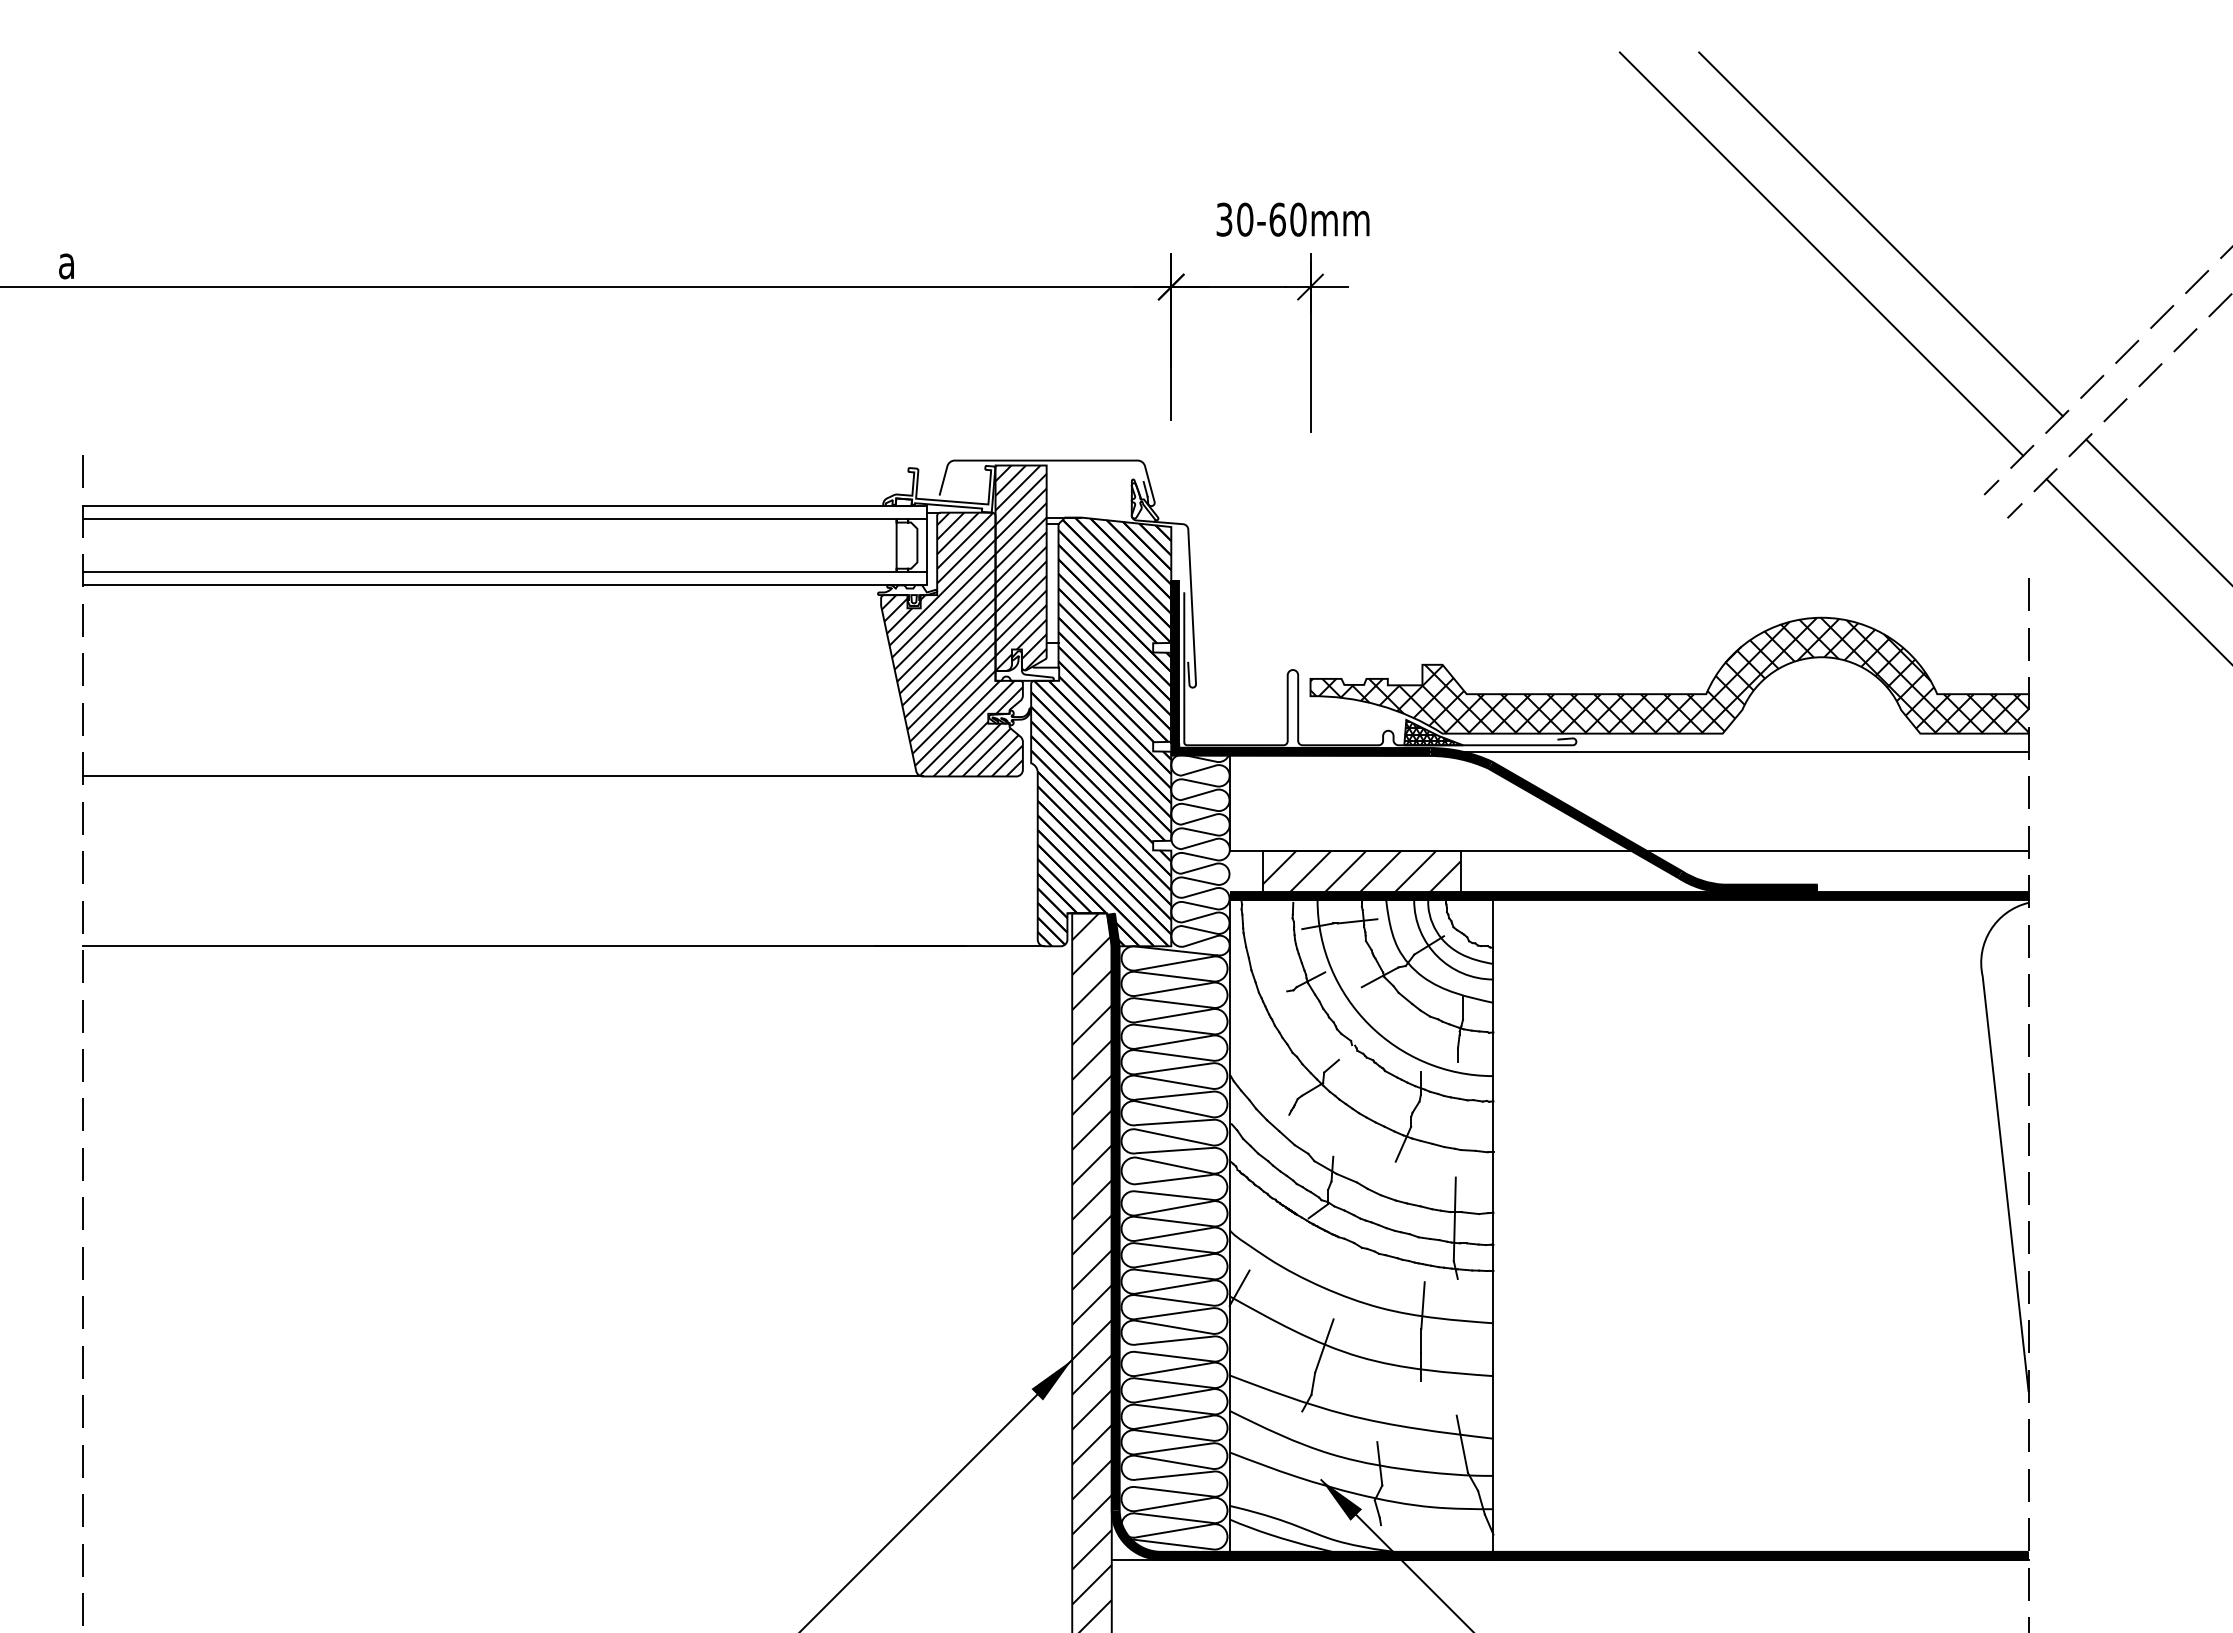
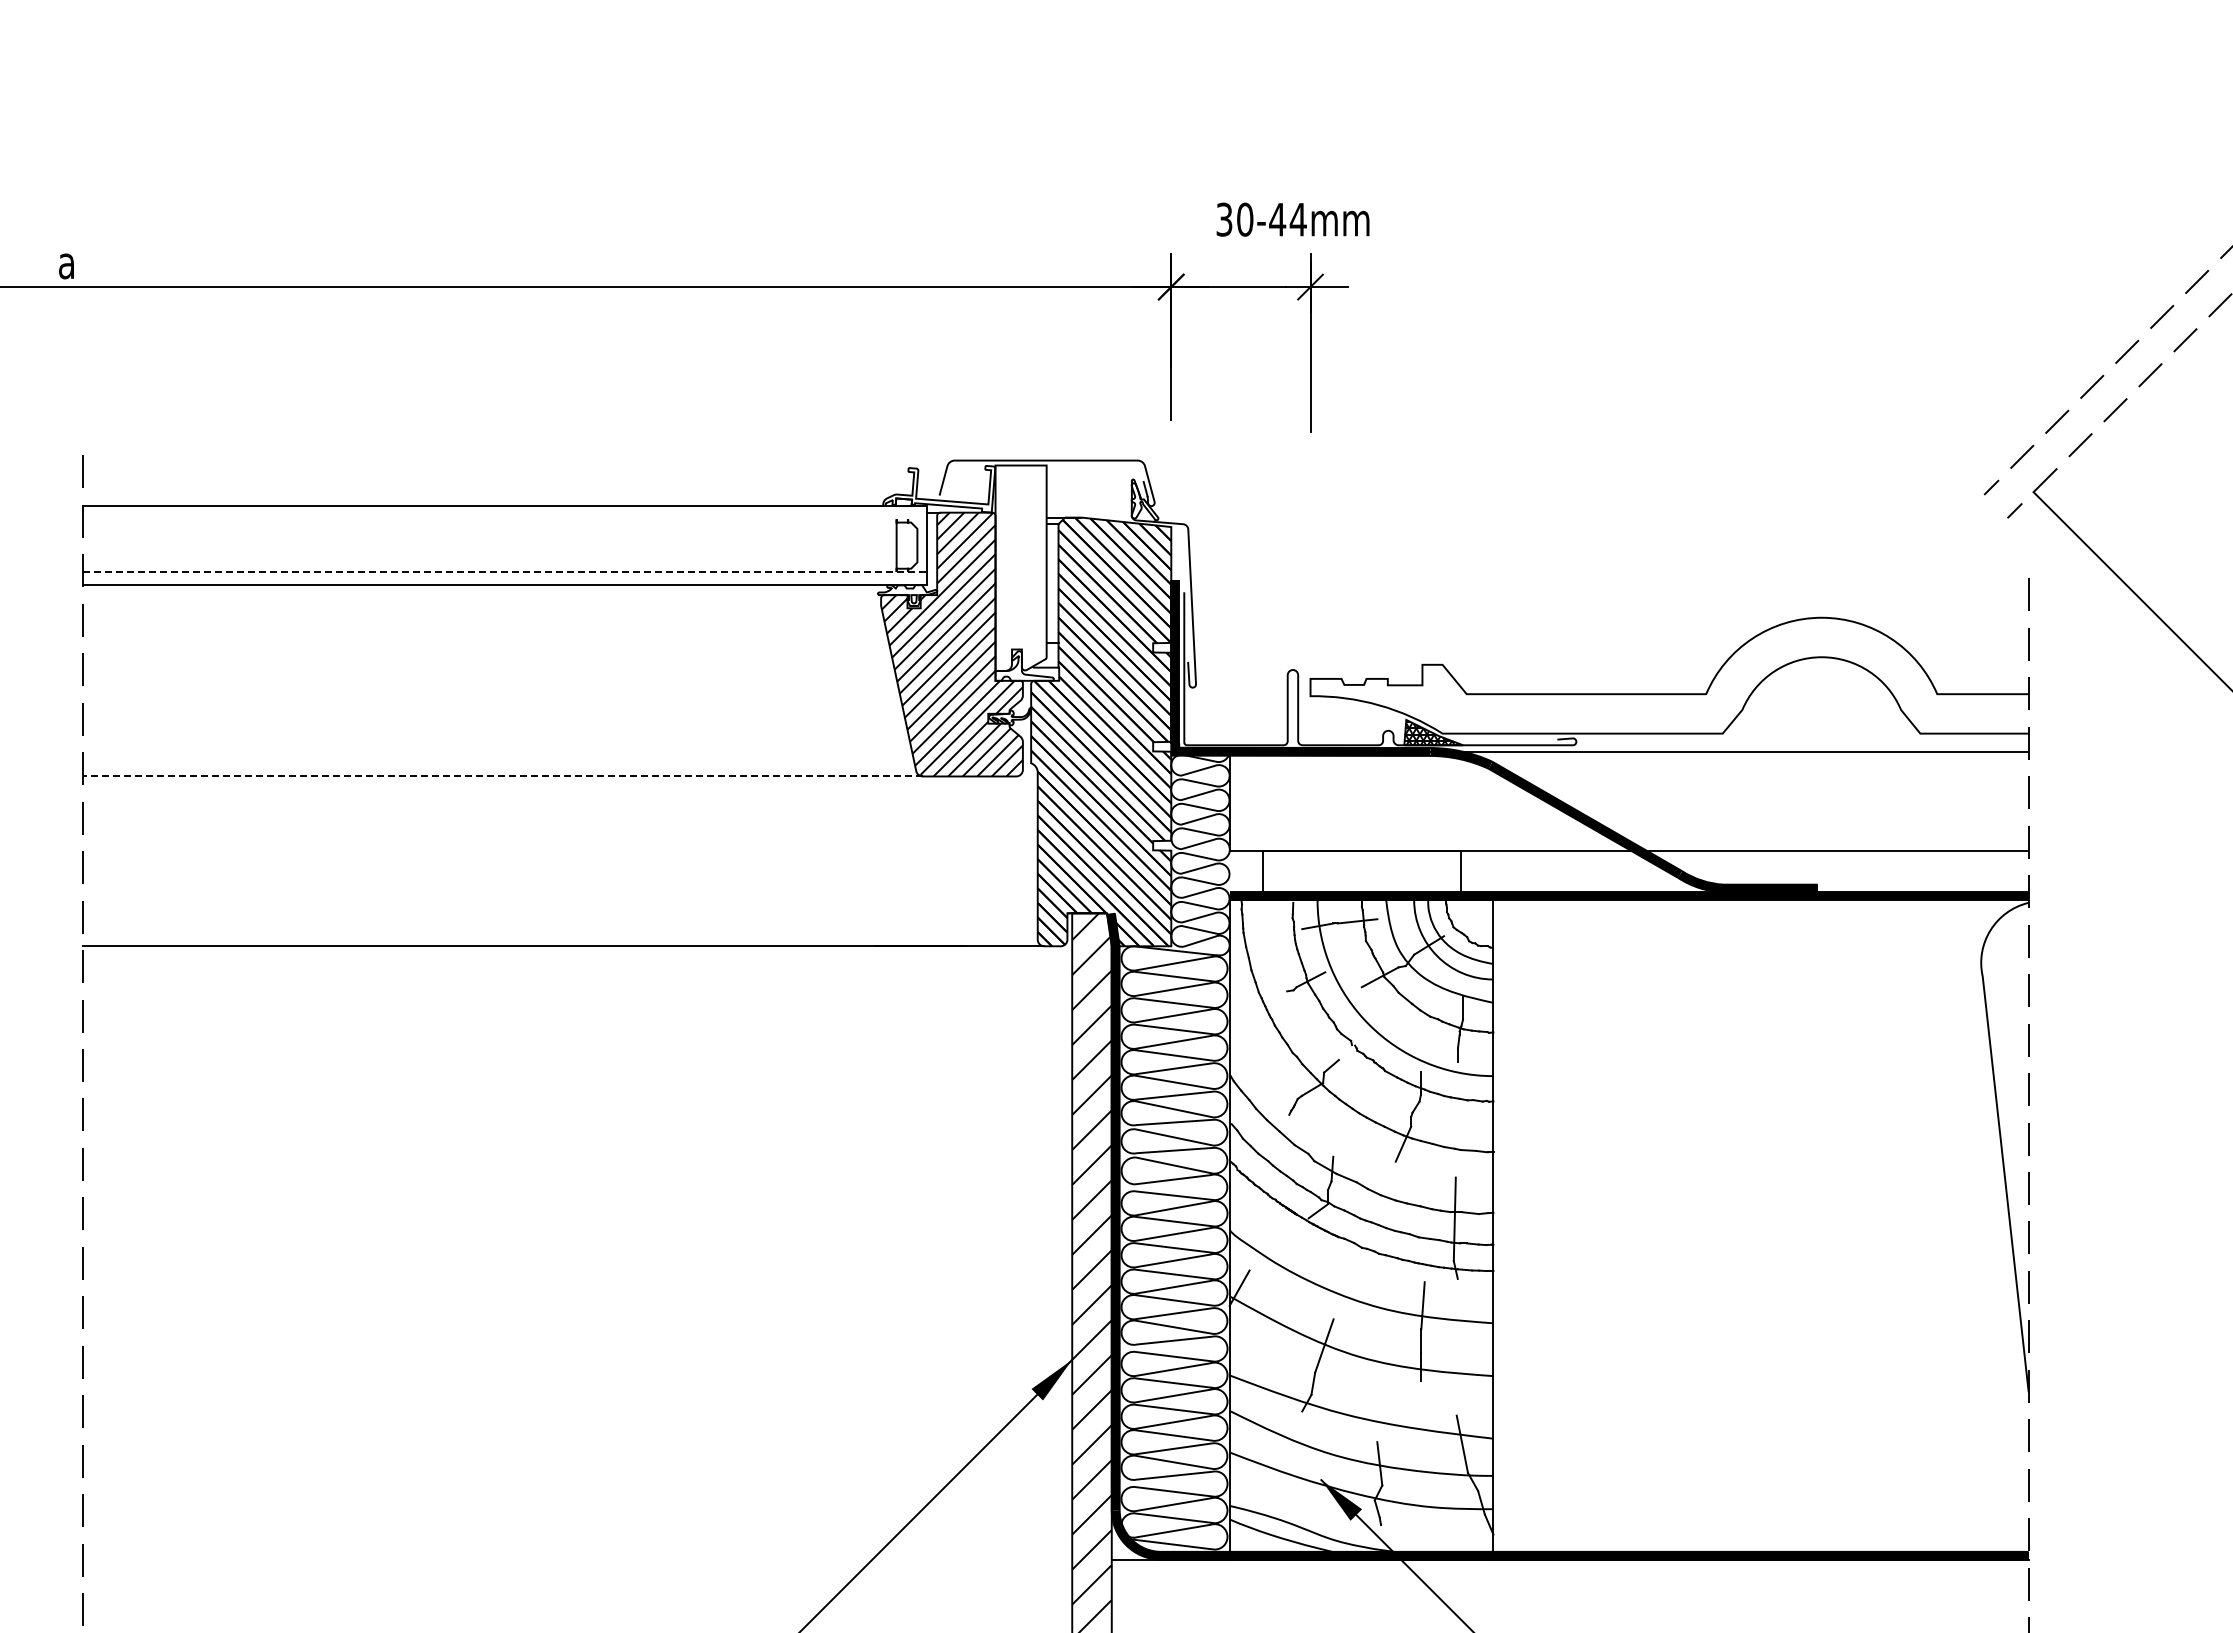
text: 30-60mm -> 30-44mm (1287, 219)
line: present -> none (1880, 234)
line: present -> none (1821, 253)
line: present -> none (2157, 511)
line: present -> none (505, 519)
hatch: present -> none (1020, 567)
line position: (2137, 570) -> (2131, 590) (2131, 590)
line: solid -> dashed (505, 572)
hatch: present -> none (1669, 675)
line: solid -> dashed (503, 776)
hatch: present -> none (1361, 875)
